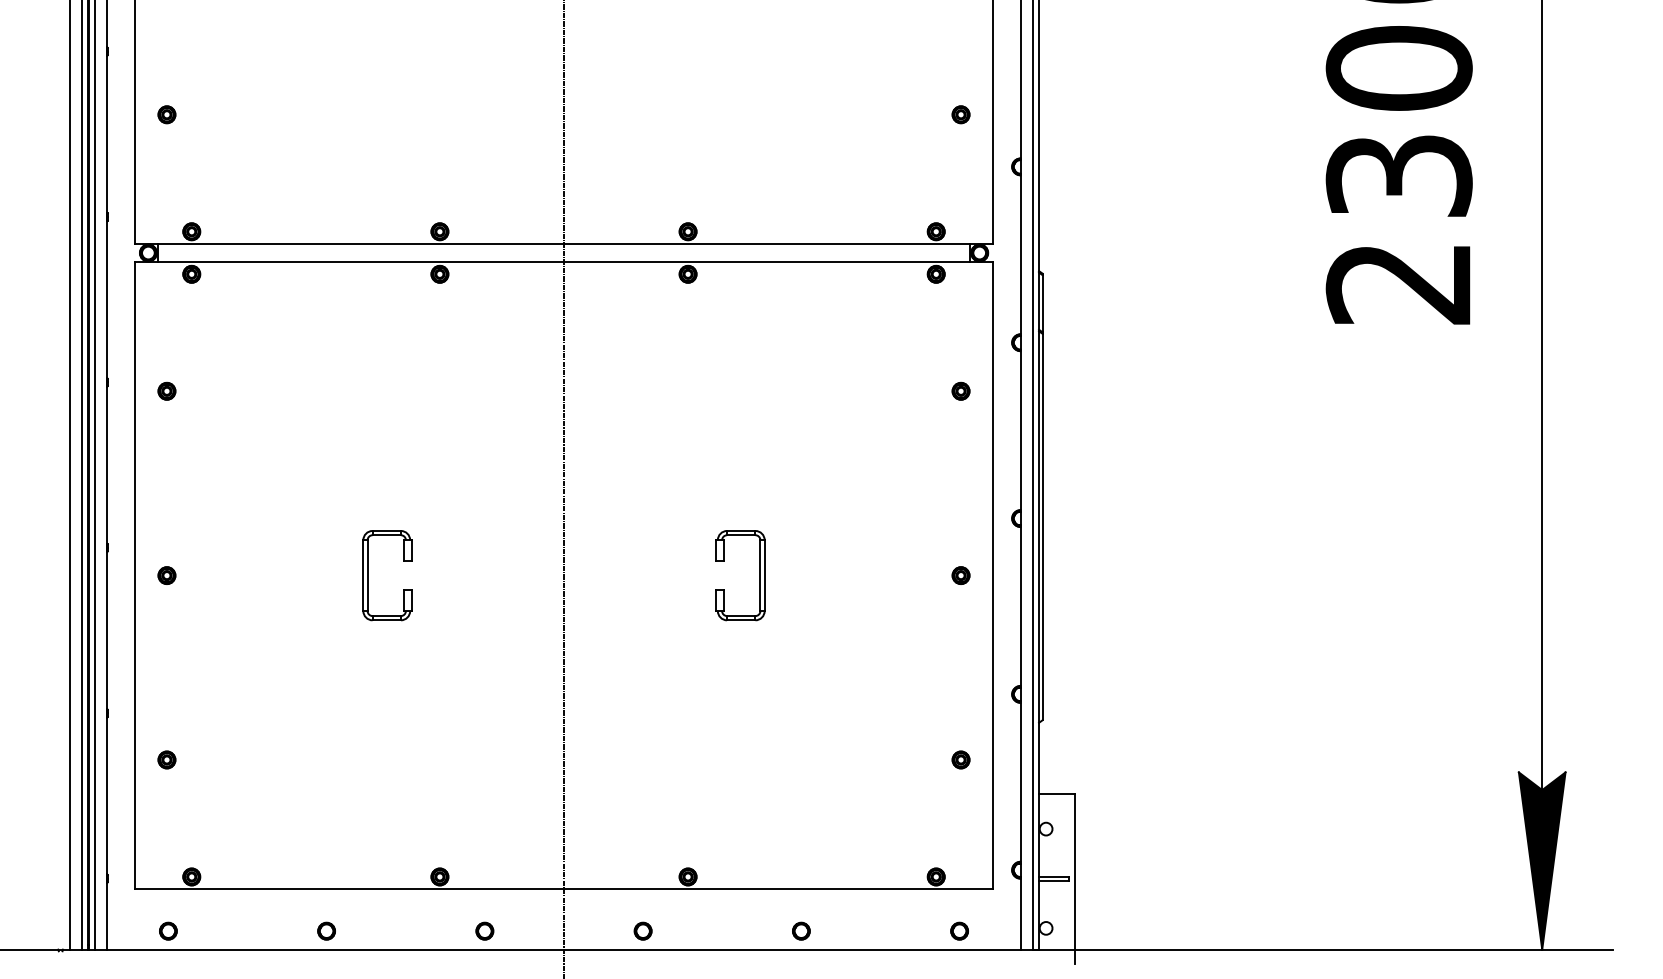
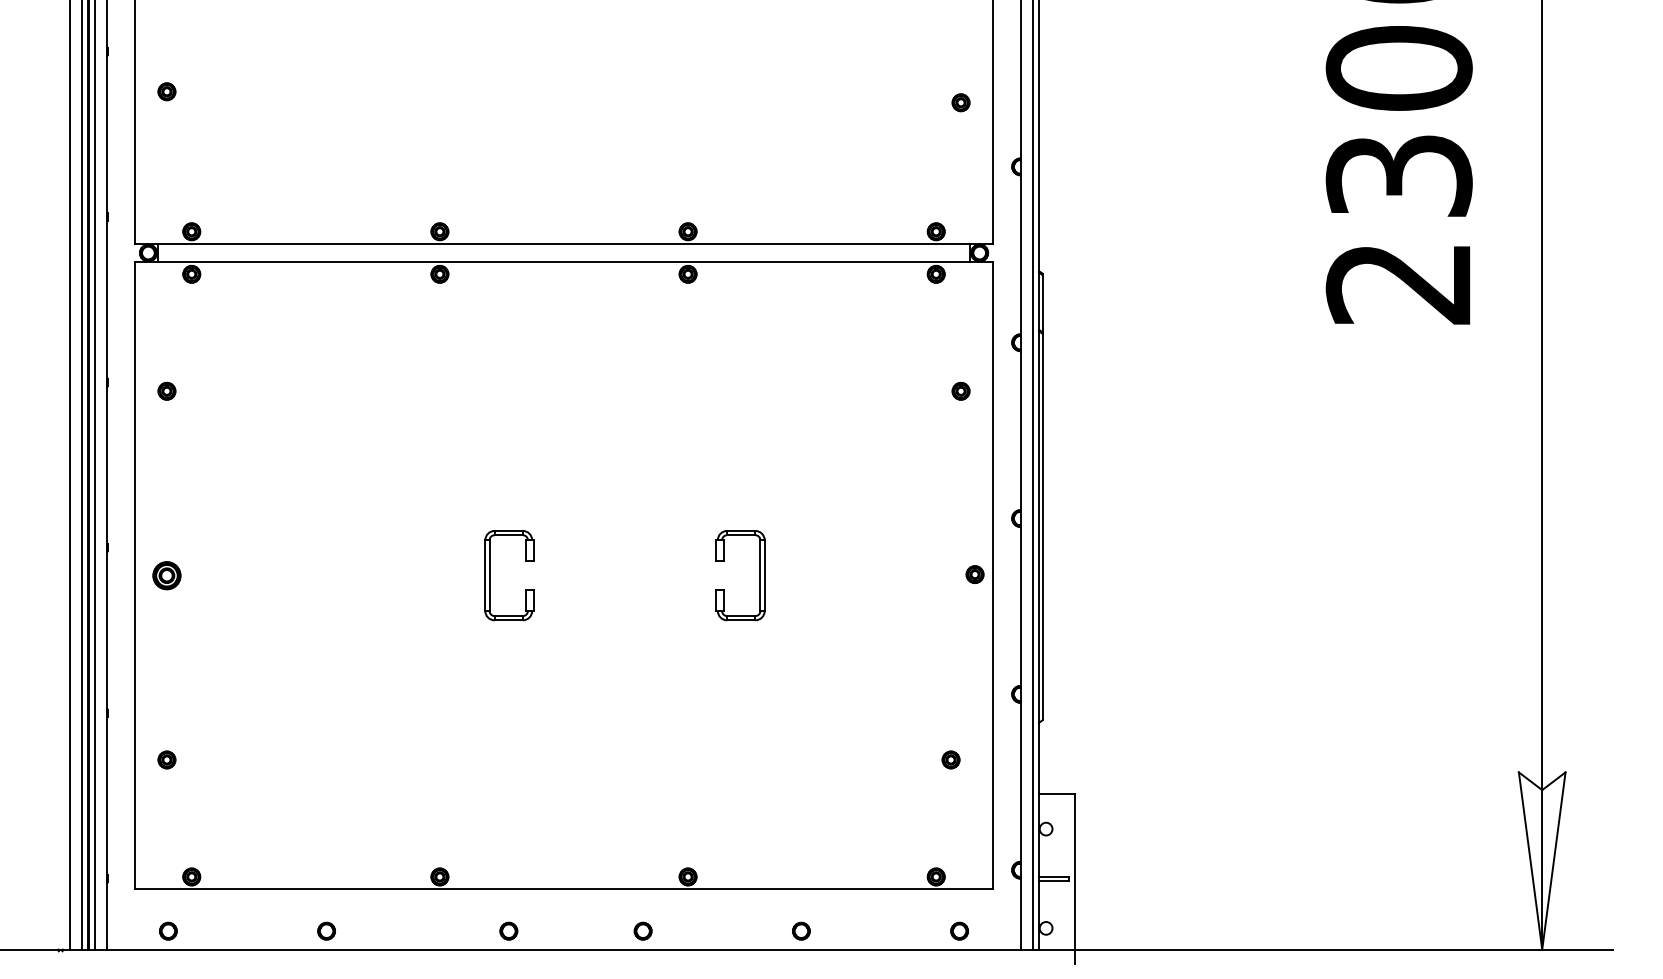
part position: (166, 114) -> (166, 91) (166, 91)
part position: (960, 114) -> (960, 102) (960, 102)
line: present -> none (564, 488)
part size: 20x19 px -> 30x30 px (166, 575)
part position: (368, 575) -> (490, 575) (490, 575)
part position: (960, 575) -> (974, 574) (974, 574)
part position: (960, 759) -> (950, 759) (950, 759)
fill: present -> none (1541, 860)
part position: (484, 930) -> (508, 930) (508, 930)
